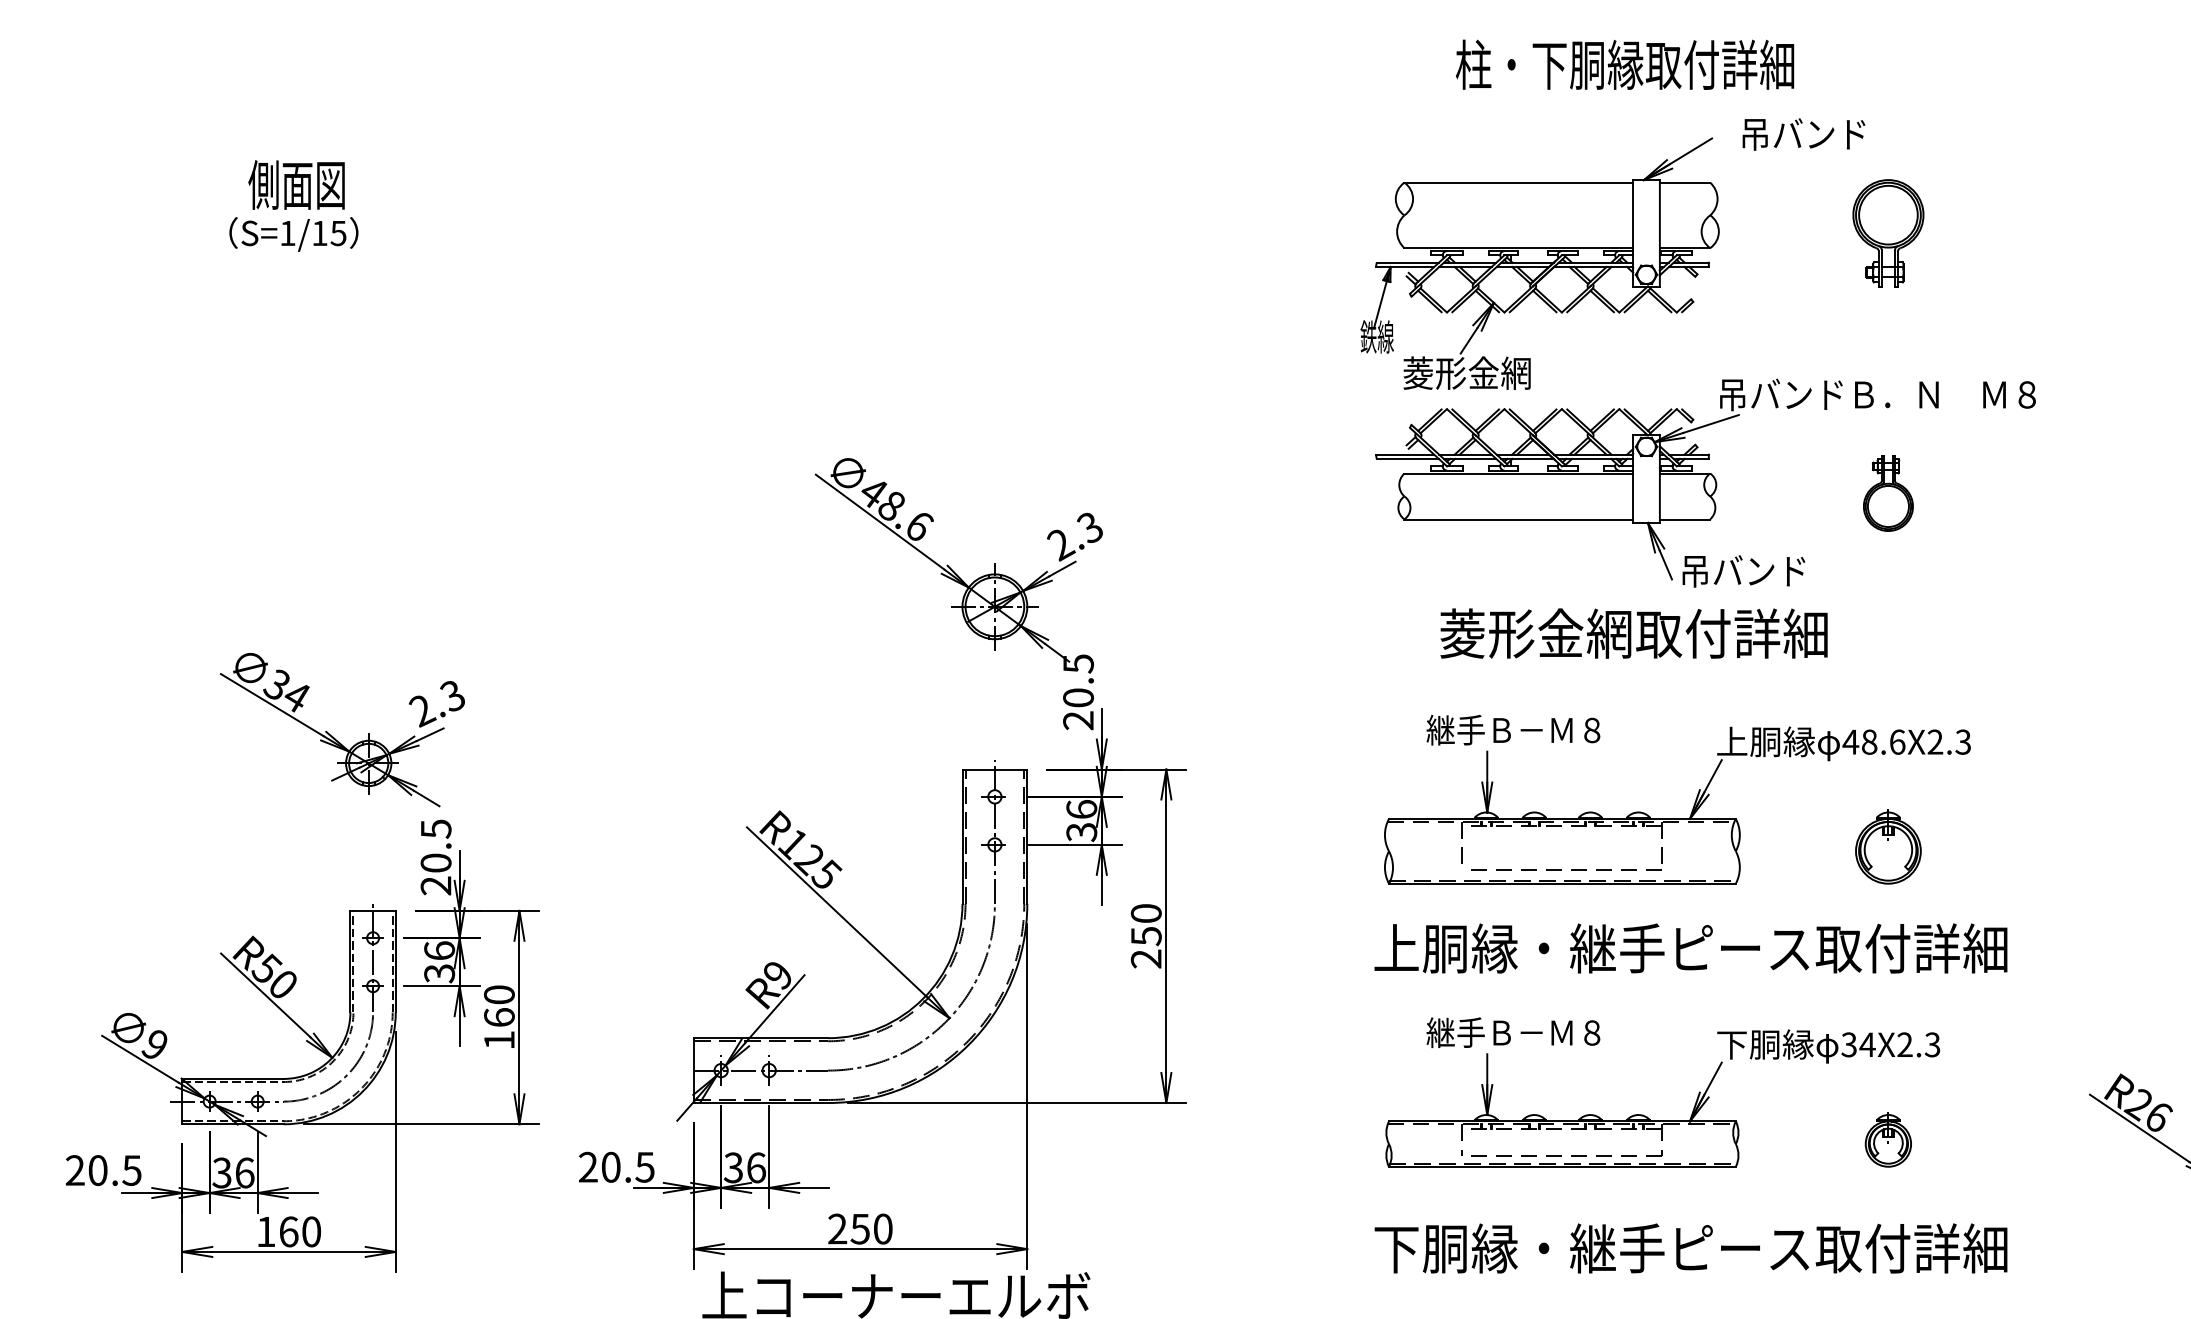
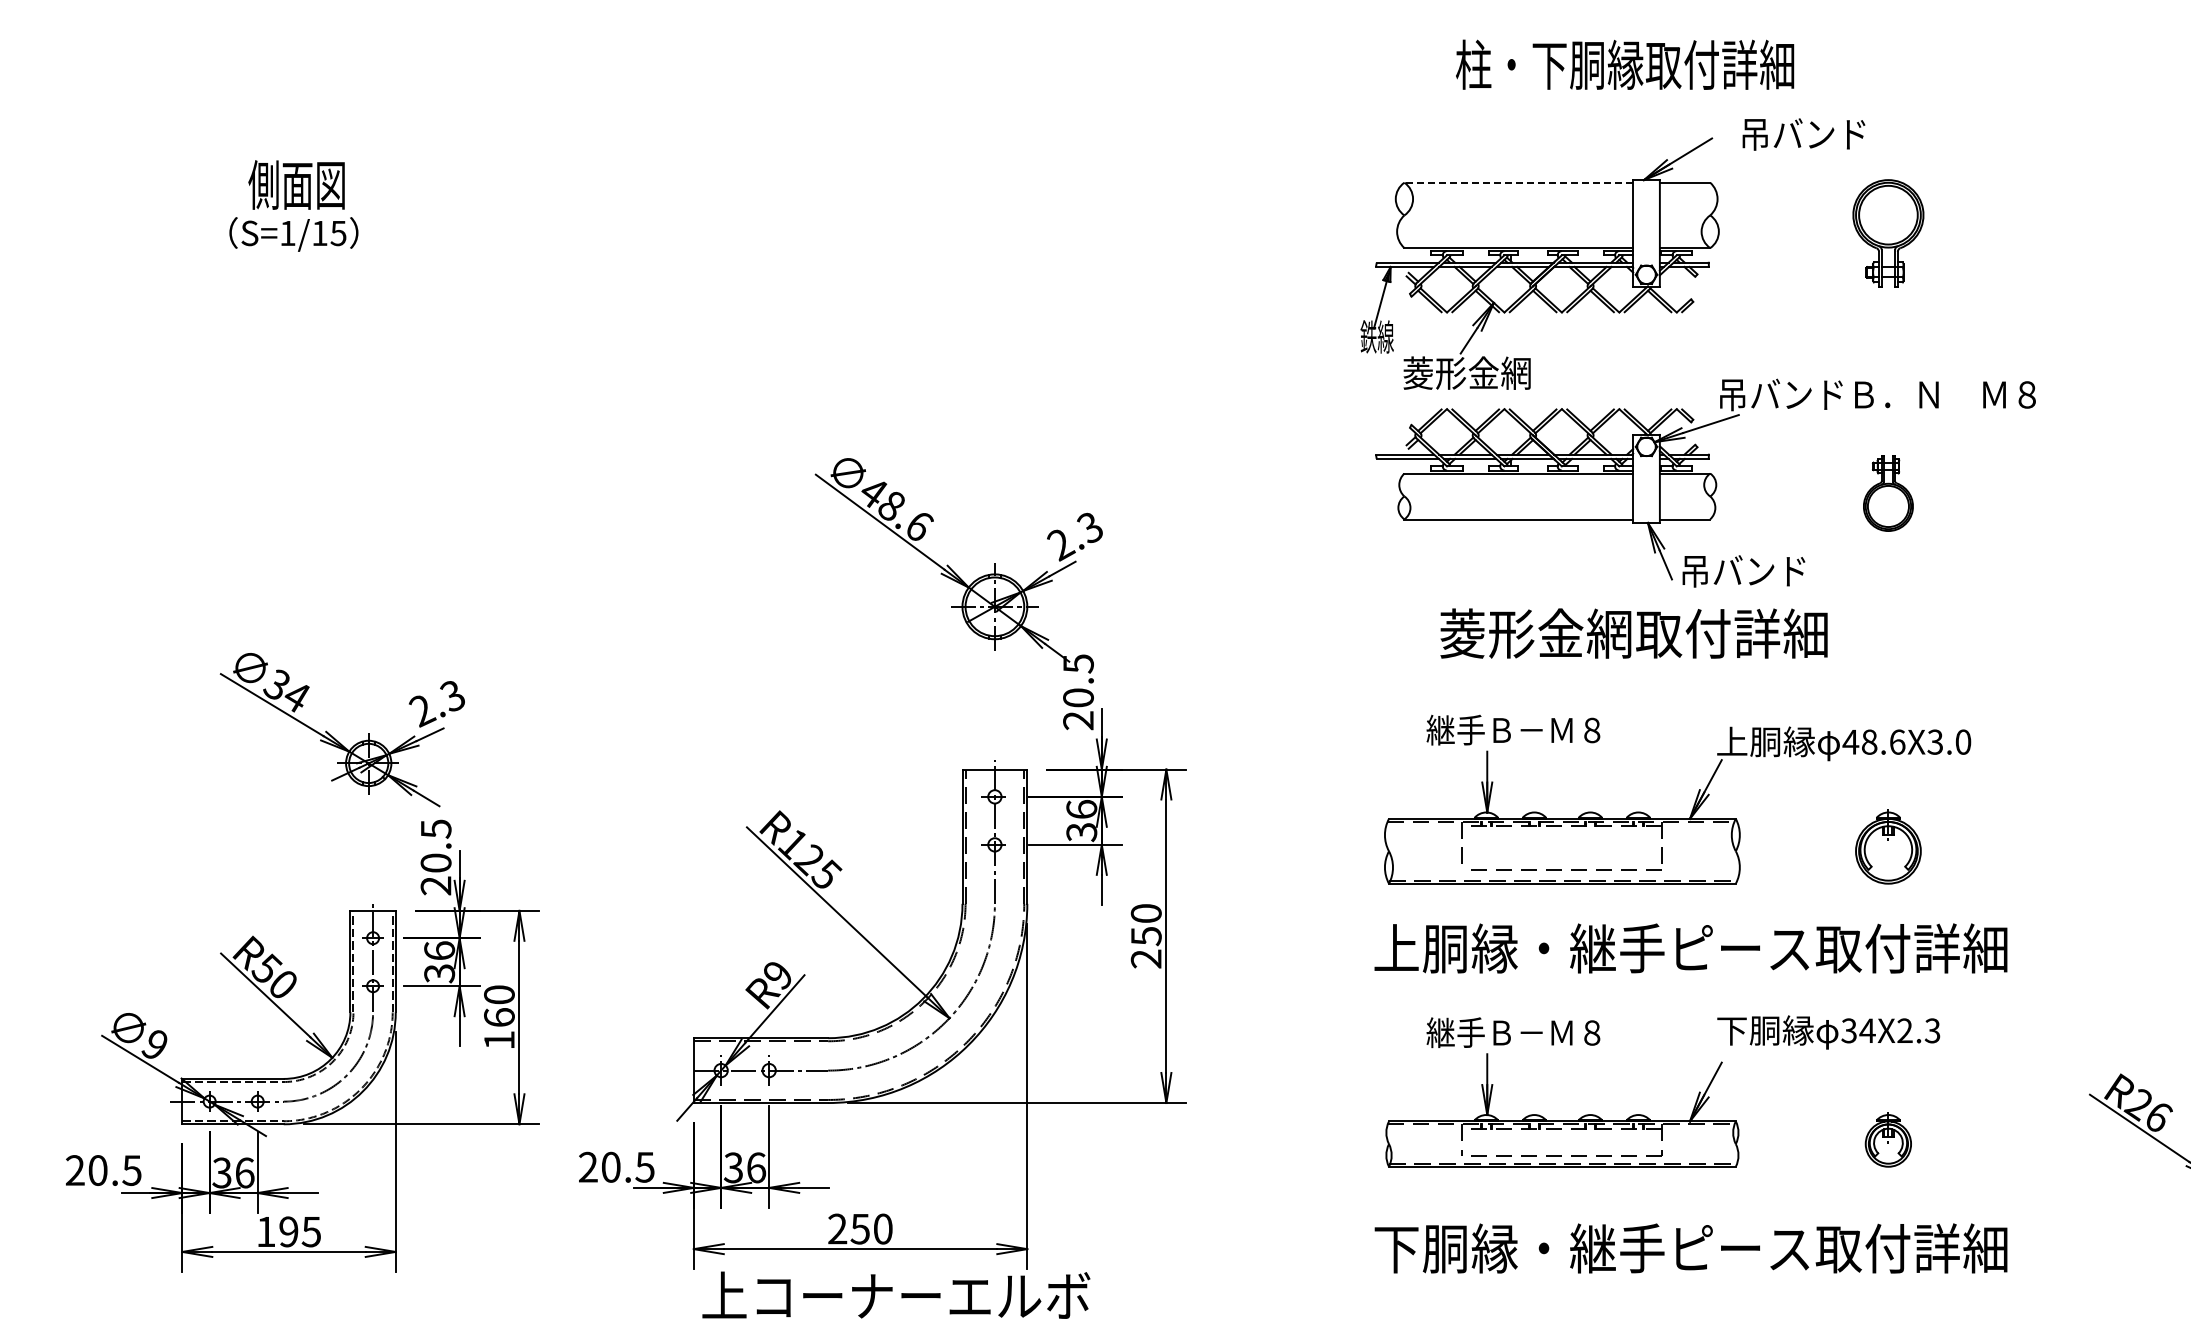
line: solid -> dashed (1518, 182)
text: 48.6X2.3 -> 48.6X3.0 (1949, 741)
text position: (1828, 1046) -> (1828, 1032) (1828, 1032)
text: 160 -> 195 (300, 1231)
